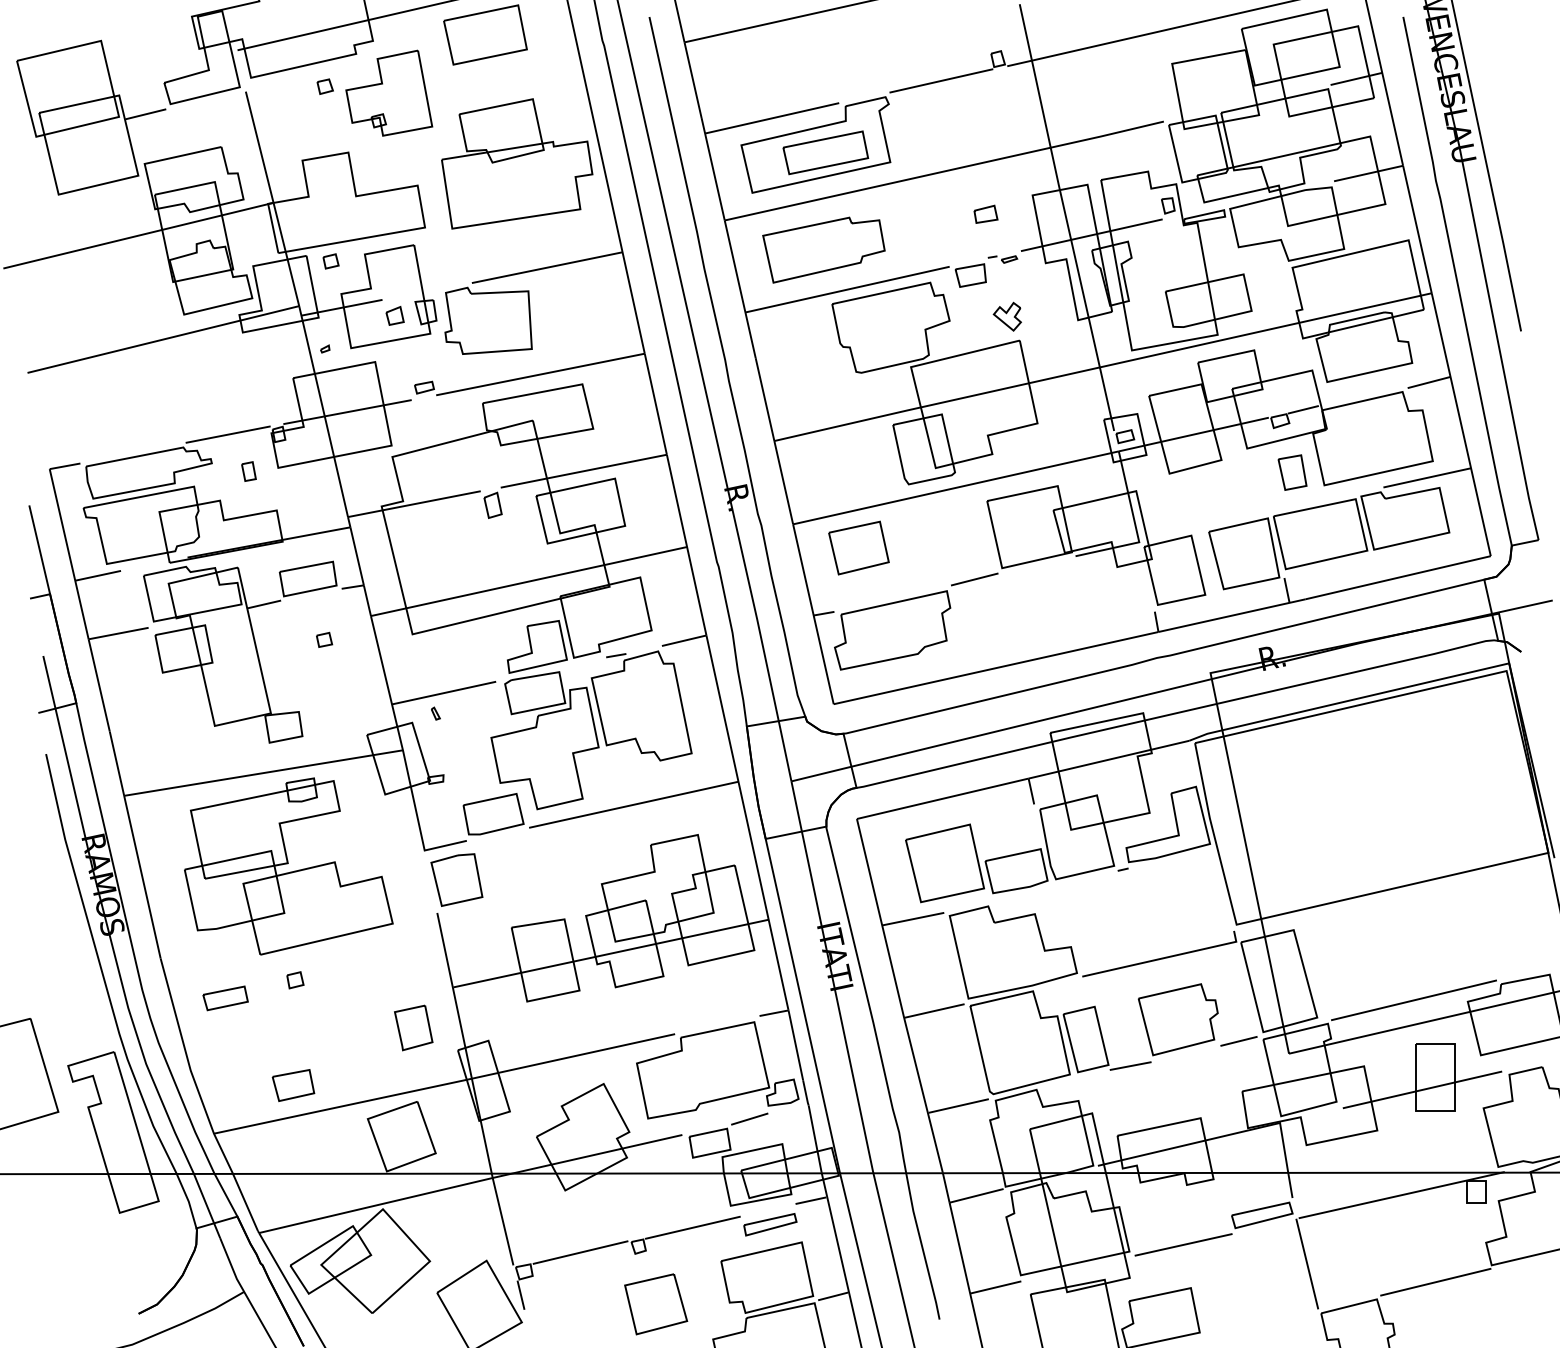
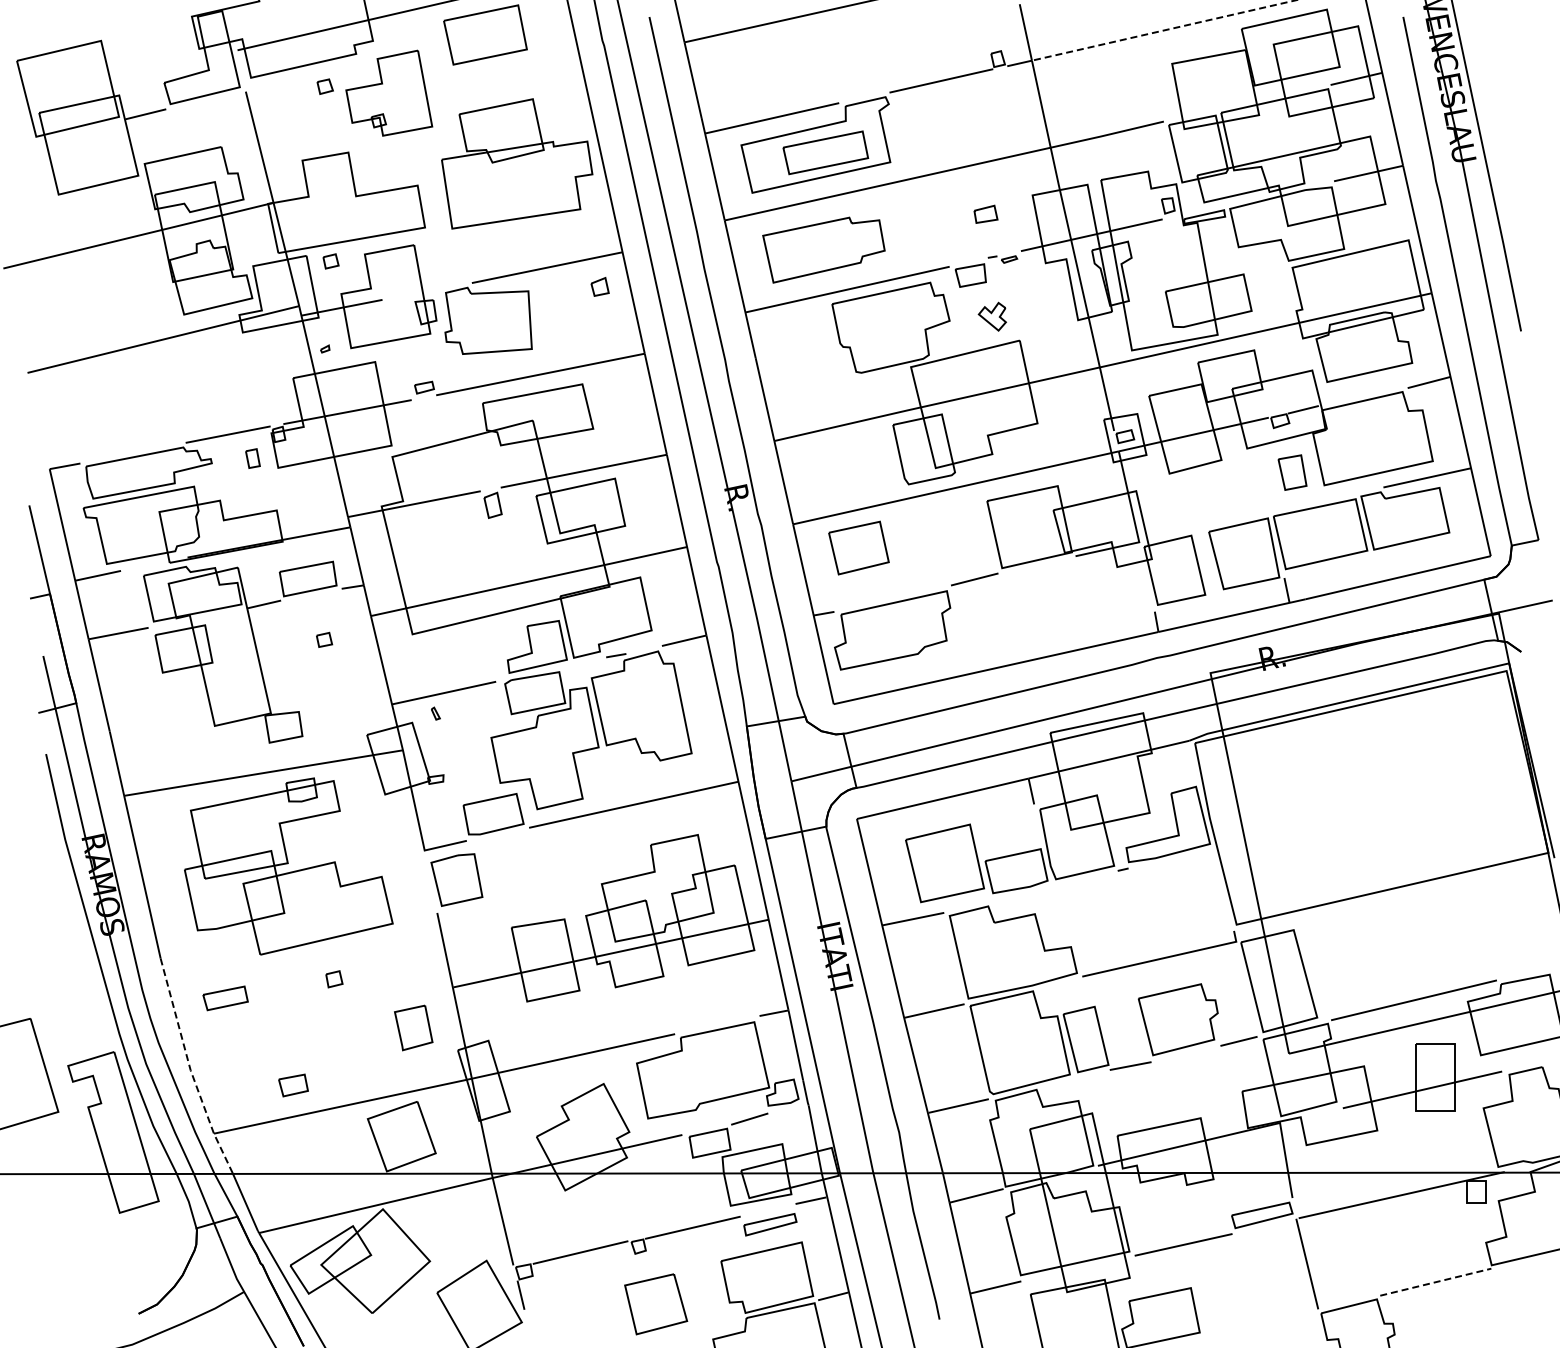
line: solid -> dashed (1164, 30)
part position: (394, 315) -> (599, 286) (599, 286)
part position: (1006, 316) -> (991, 316) (991, 316)
part position: (248, 471) -> (252, 458) (252, 458)
part position: (295, 980) -> (334, 979) (334, 979)
line: solid -> dashed (190, 1069)
part size: 45x33 px -> 31x25 px (293, 1085)
line: solid -> dashed (1436, 1282)
